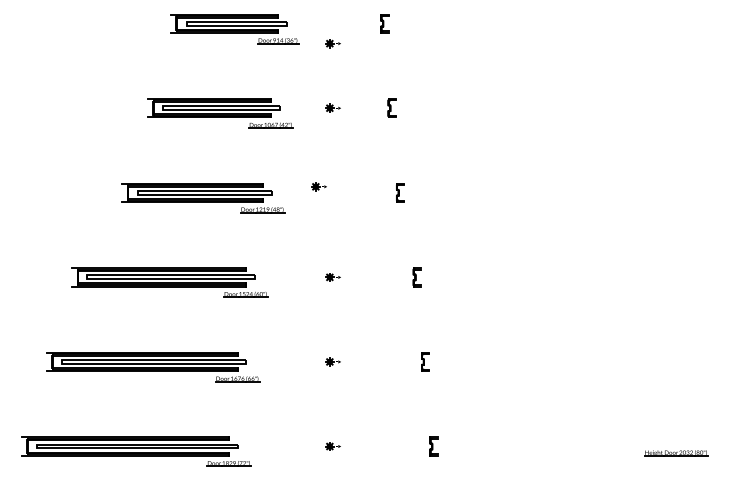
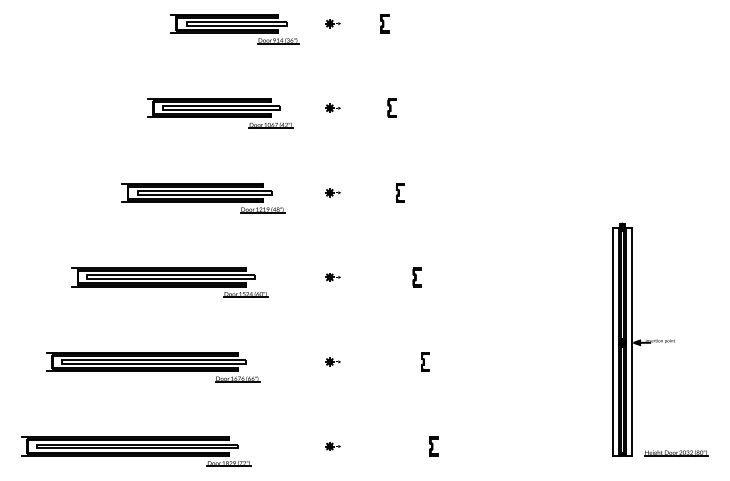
part position: (332, 43) -> (332, 23) (332, 23)
part position: (318, 186) -> (332, 192) (332, 192)
part: none -> present (643, 339)
